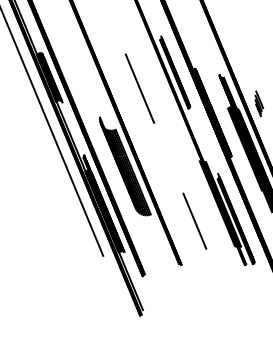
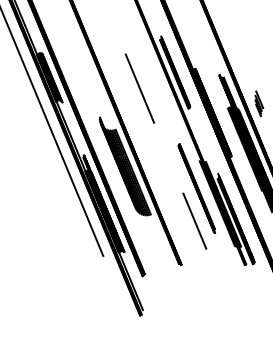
part: none -> present (196, 188)
